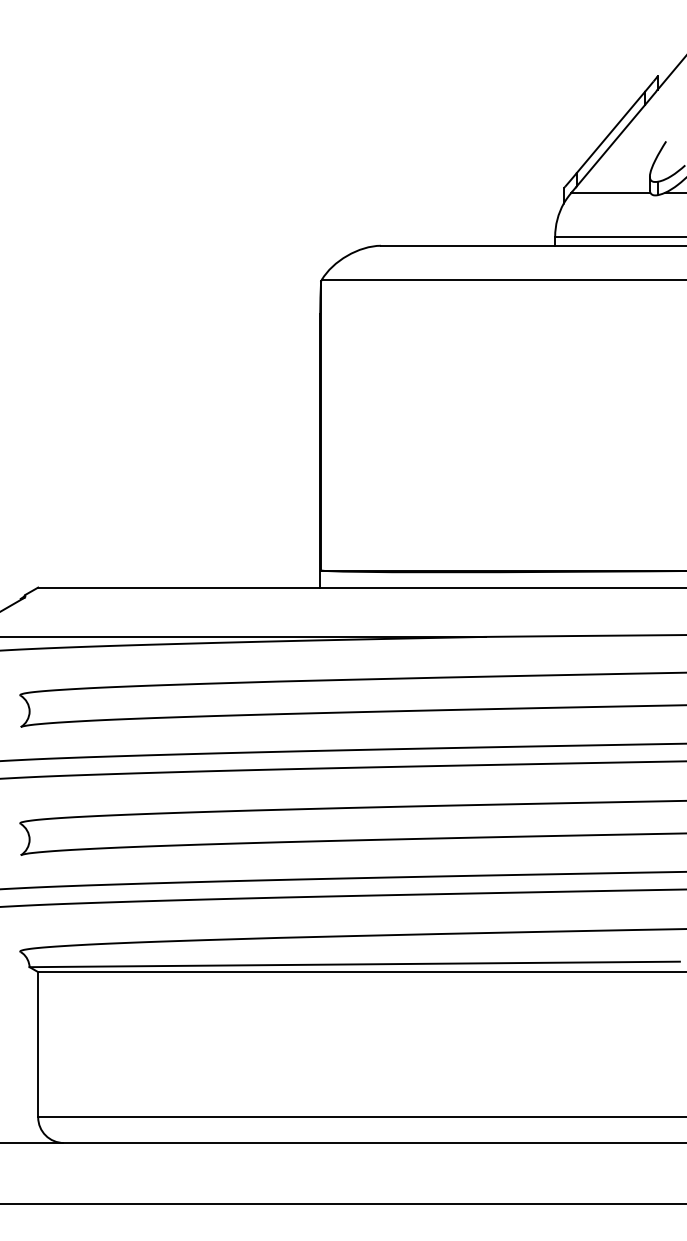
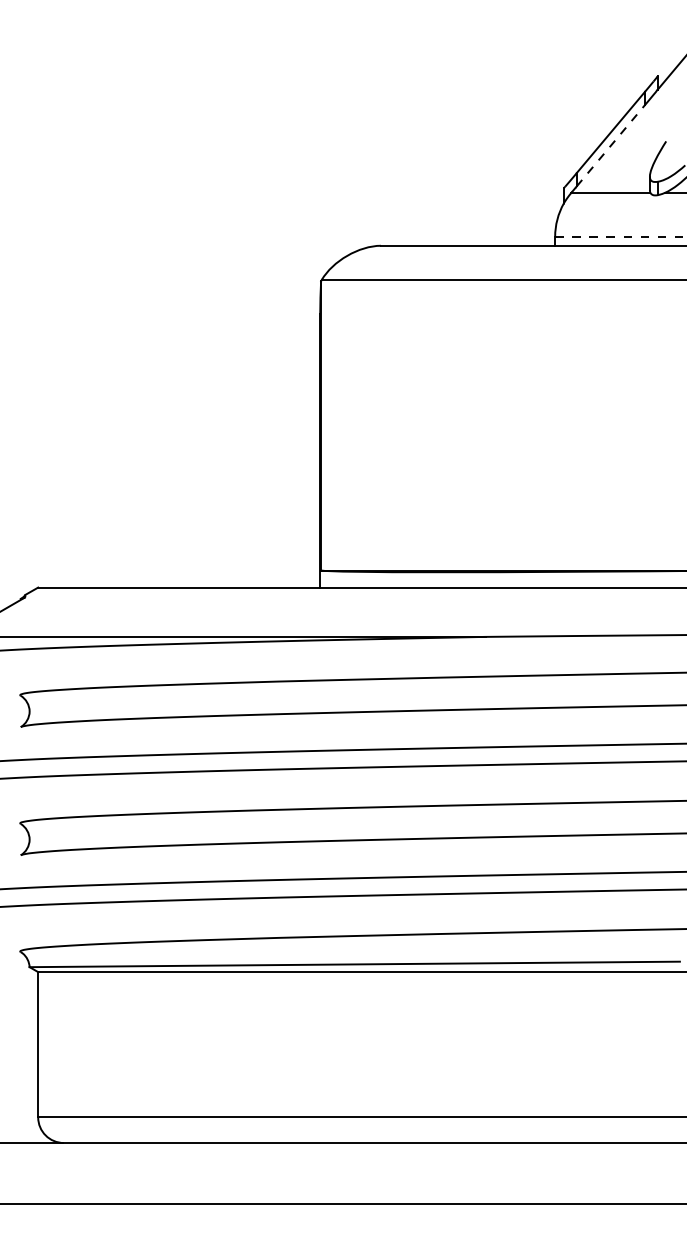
line: solid -> dashed (611, 145)
line: solid -> dashed (620, 236)
